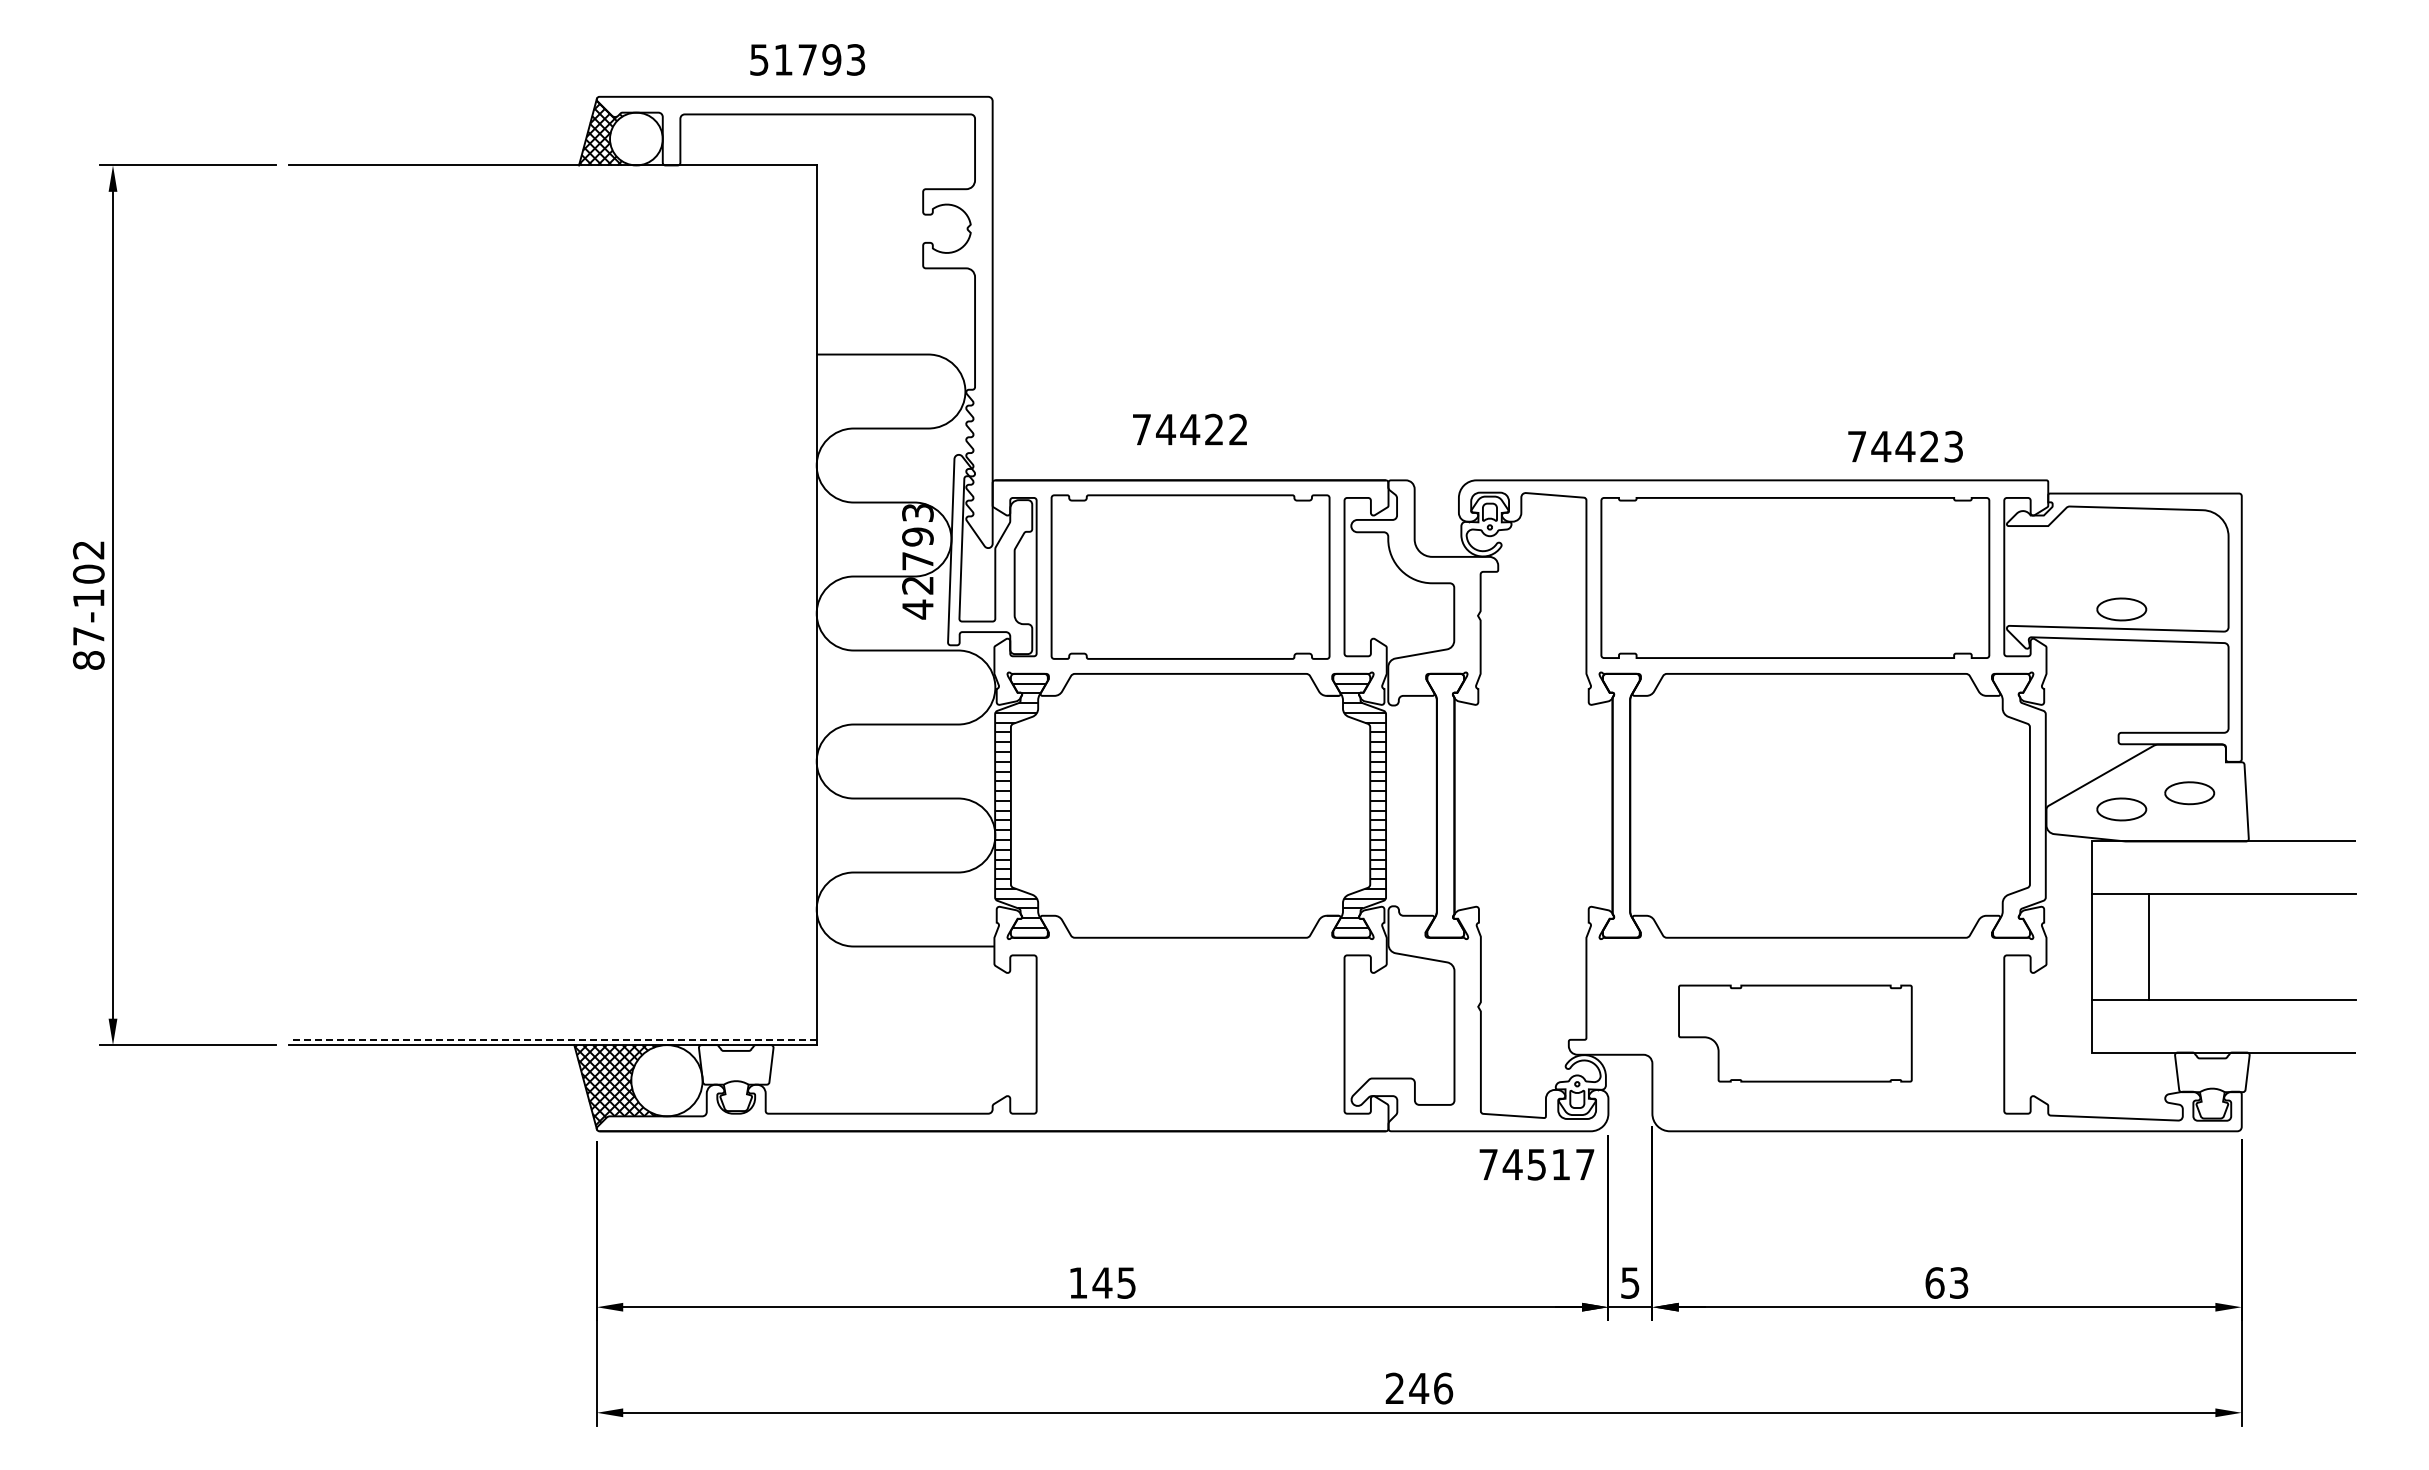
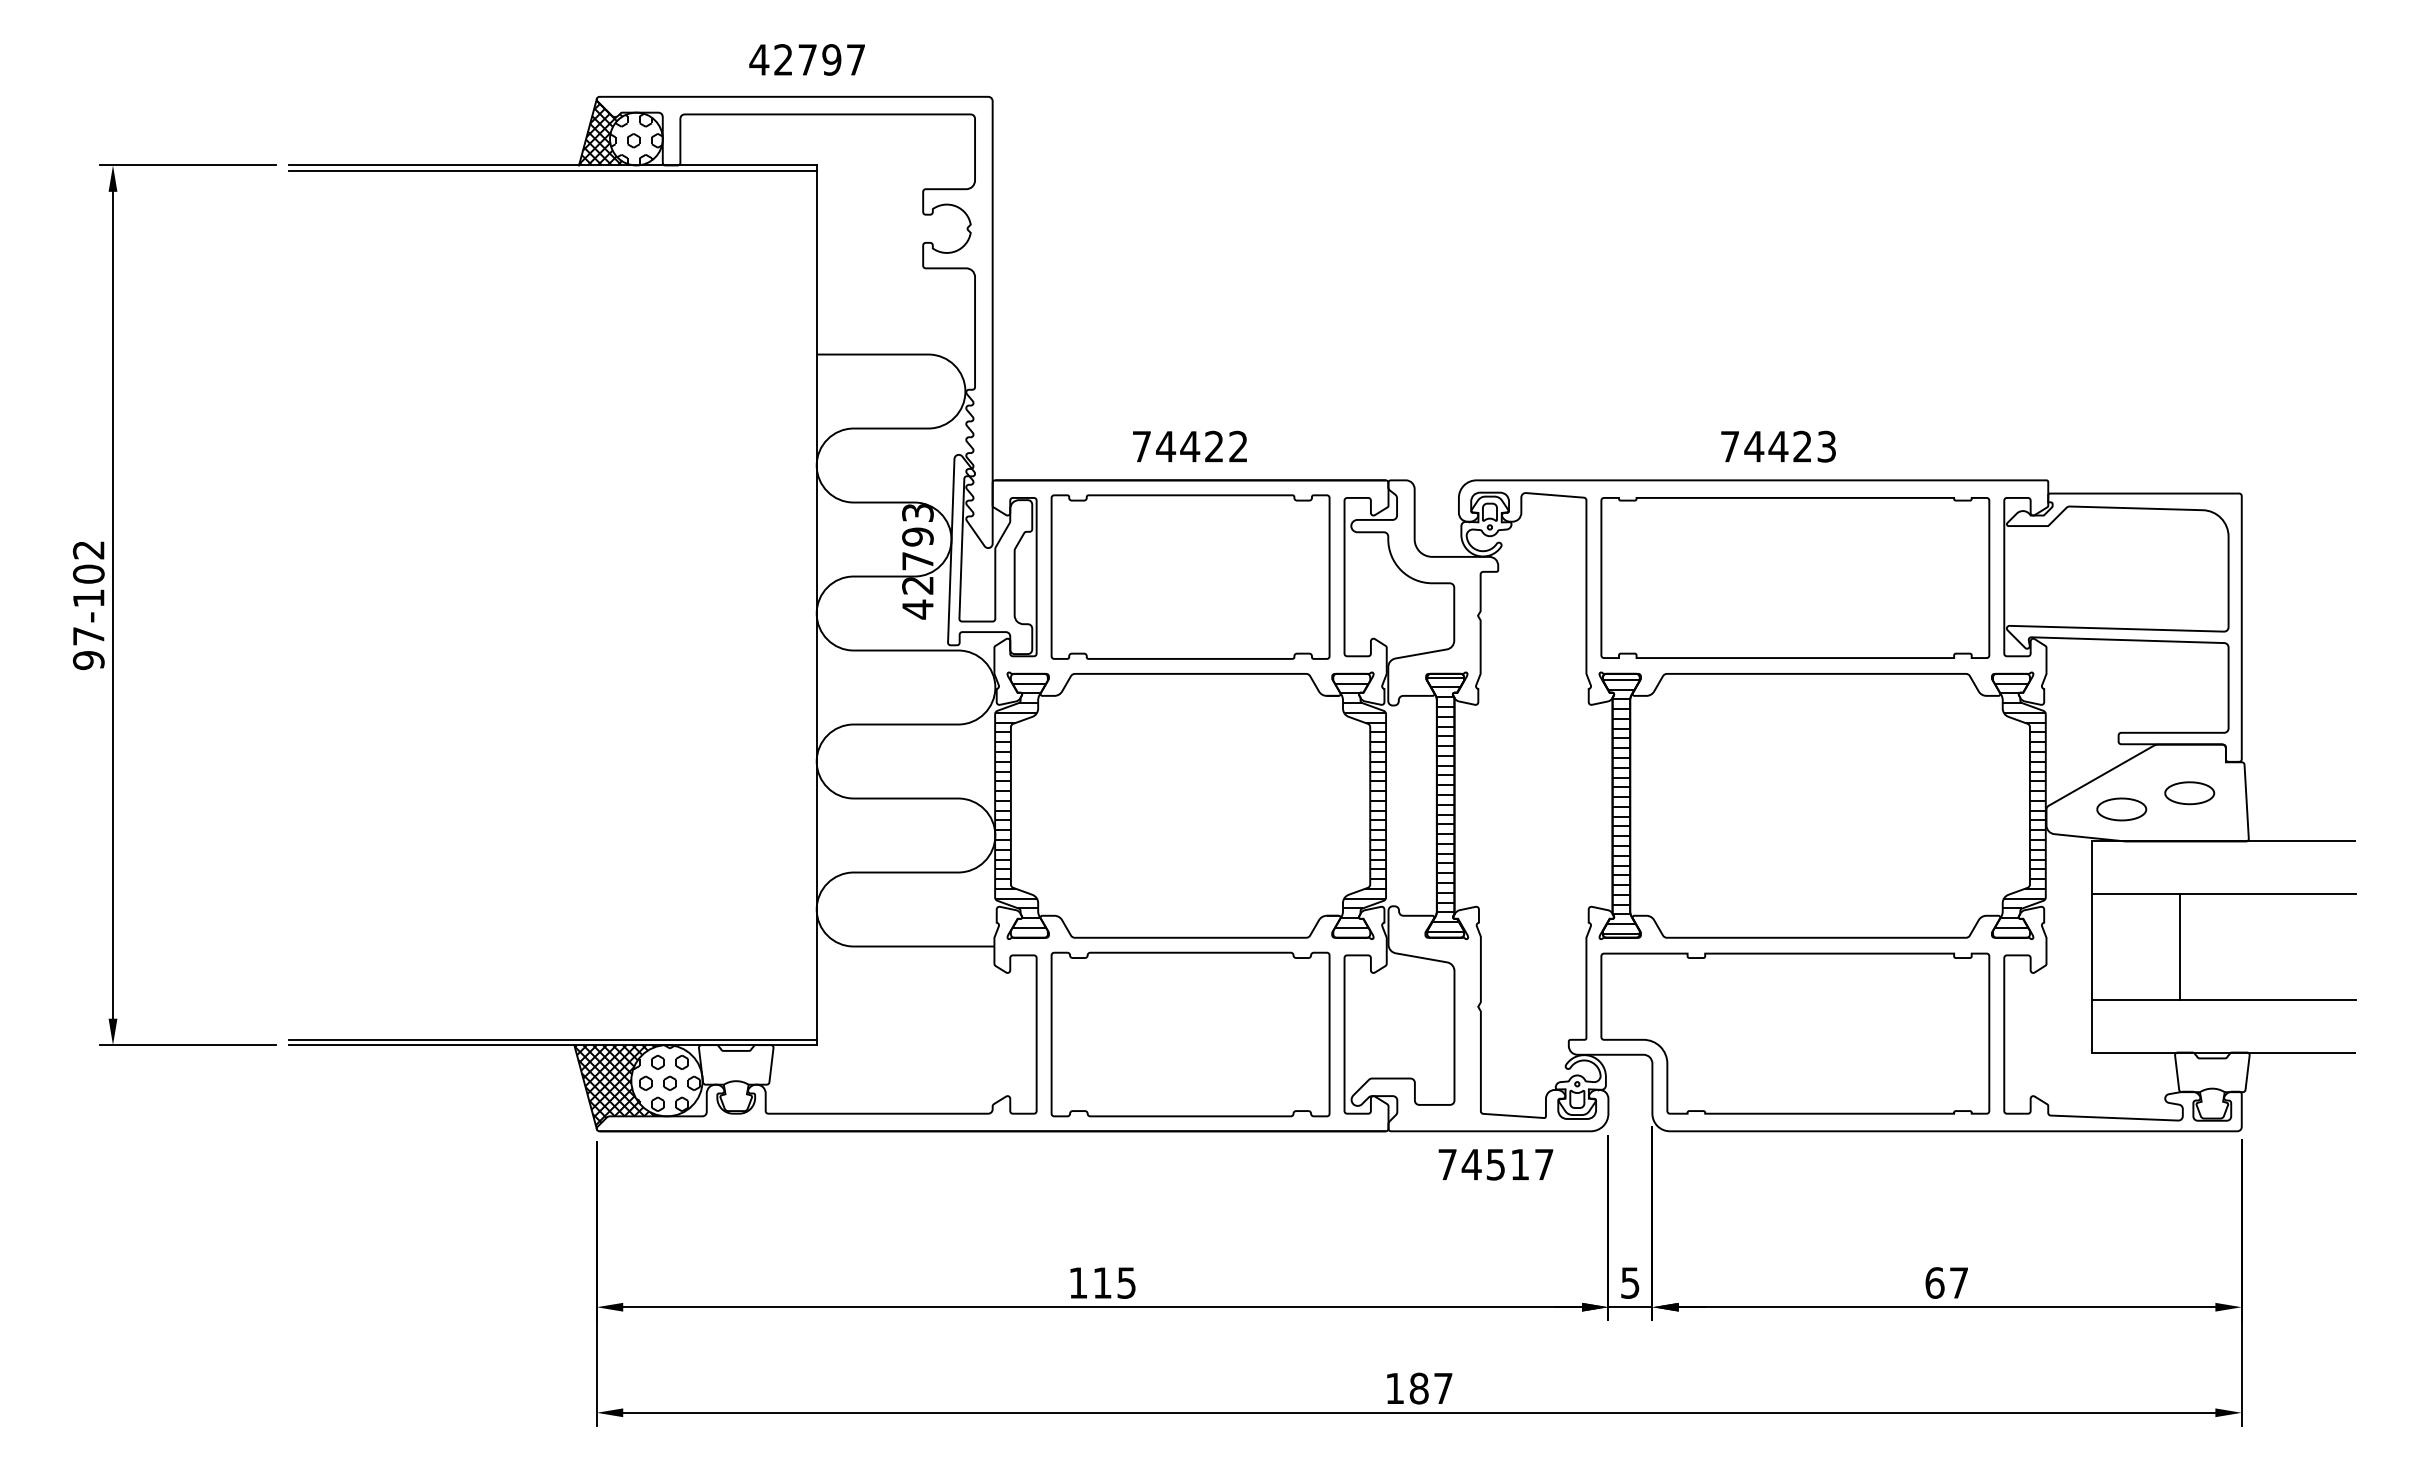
text: 51793 -> 42797 (807, 59)
hatch: none -> present (636, 139)
line: none -> present (552, 170)
text position: (1189, 429) -> (1189, 446) (1189, 446)
text position: (1905, 446) -> (1778, 446) (1778, 446)
part: present -> none (2121, 609)
text: 87-102 -> 97-102 (88, 660)
hatch: none -> present (1445, 804)
hatch: none -> present (1620, 806)
hatch: none -> present (2019, 810)
line position: (2149, 946) -> (2180, 946) (2180, 946)
part size: 235x99 px -> 391x163 px (1795, 1033)
part: none -> present (1190, 1034)
line: dashed -> solid (552, 1039)
hatch: none -> present (666, 1078)
text position: (1536, 1164) -> (1495, 1164) (1495, 1164)
text: 145 -> 115 (1102, 1282)
text: 63 -> 67 (1959, 1282)
text: 246 -> 187 (1419, 1388)
